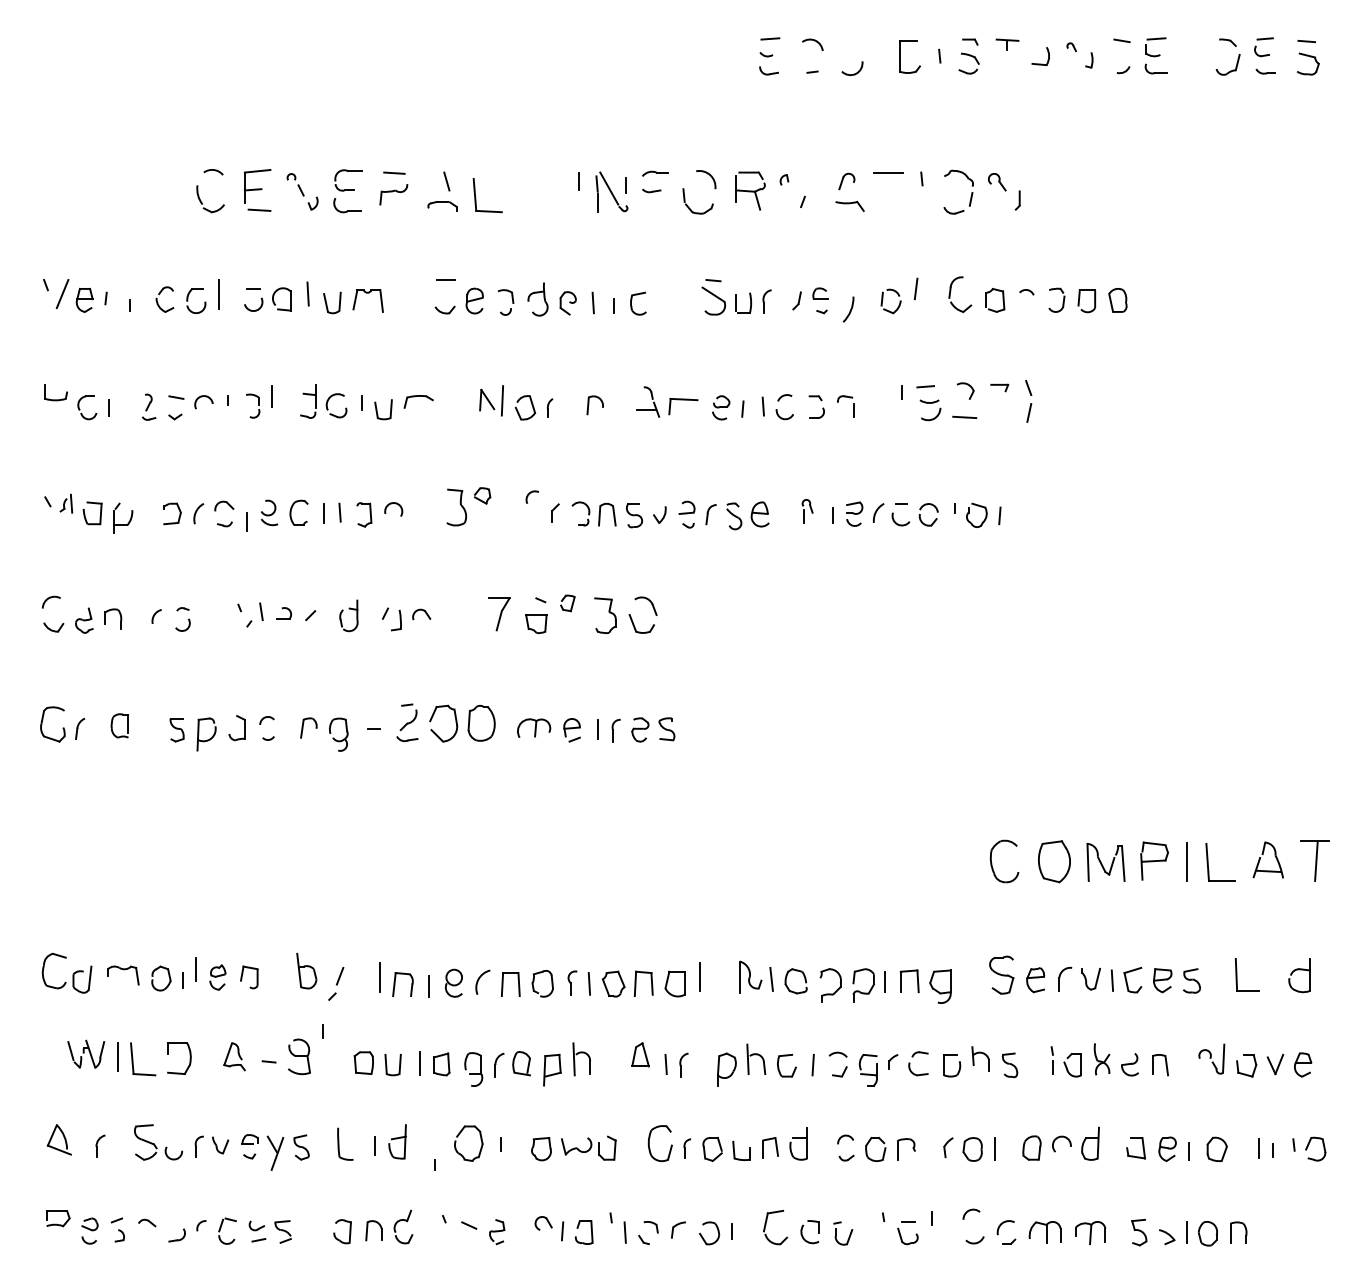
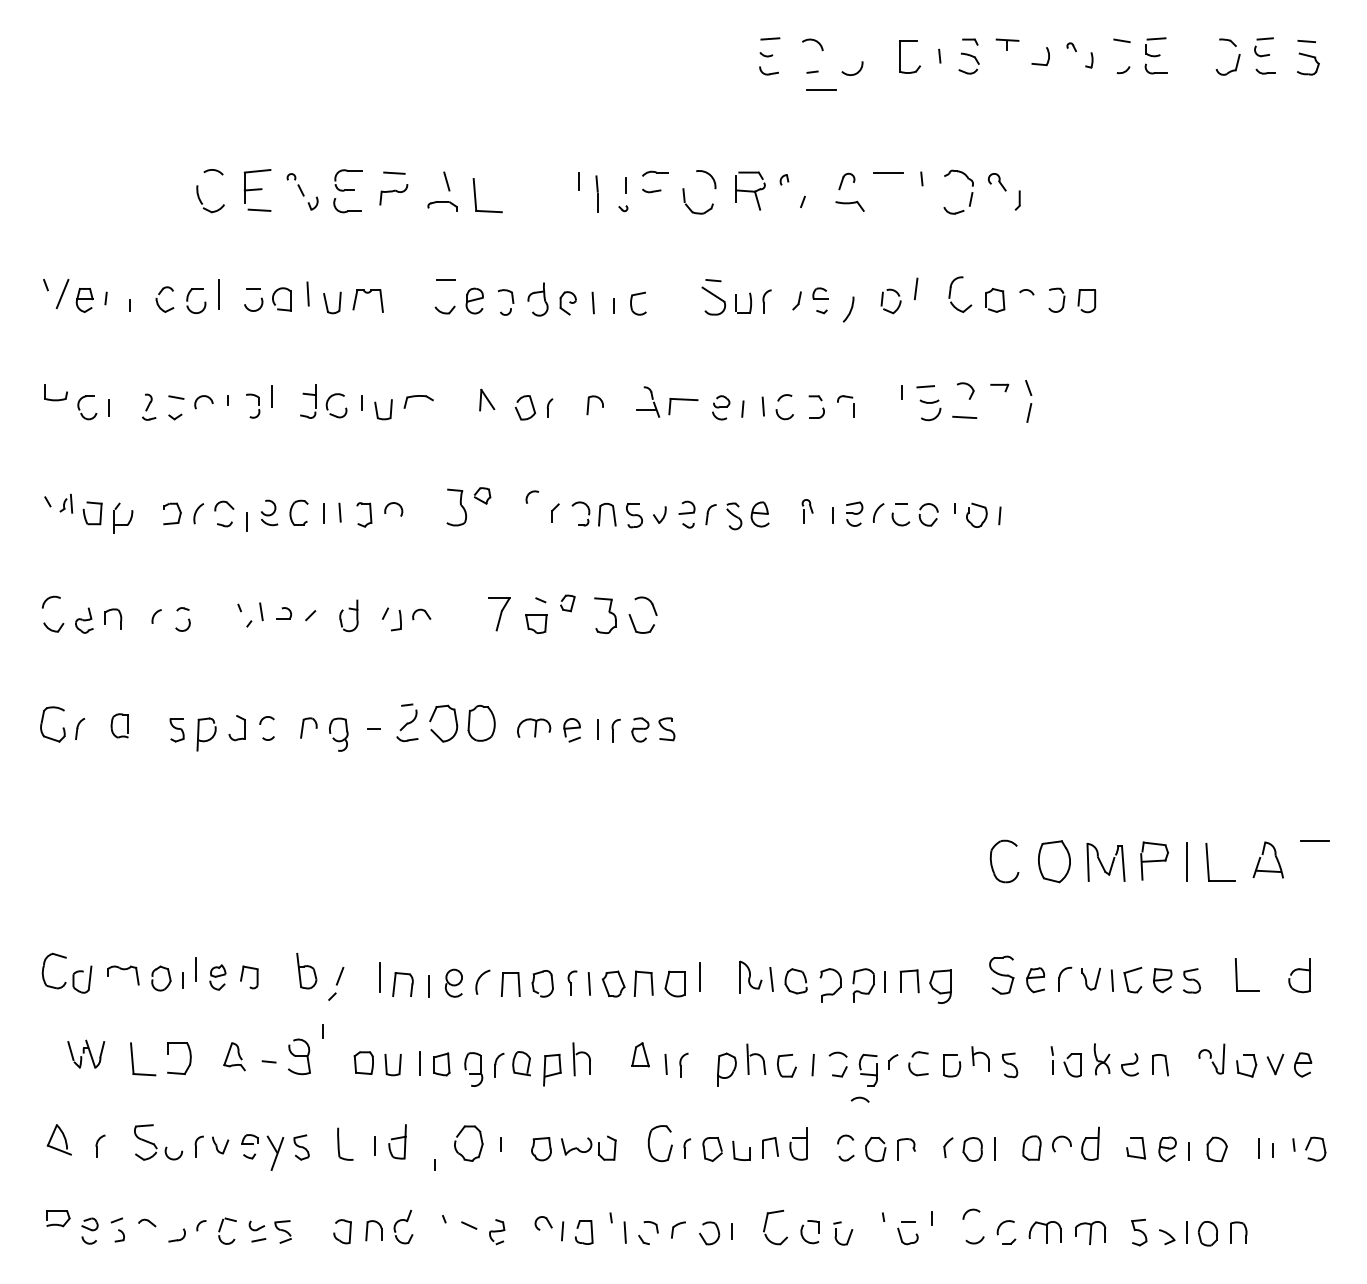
line: none -> present (821, 89)
line: present -> none (609, 188)
part: present -> none (1117, 300)
line: present -> none (502, 400)
line: present -> none (1316, 861)
line: present -> none (118, 1057)
arc: none -> present (859, 1098)
